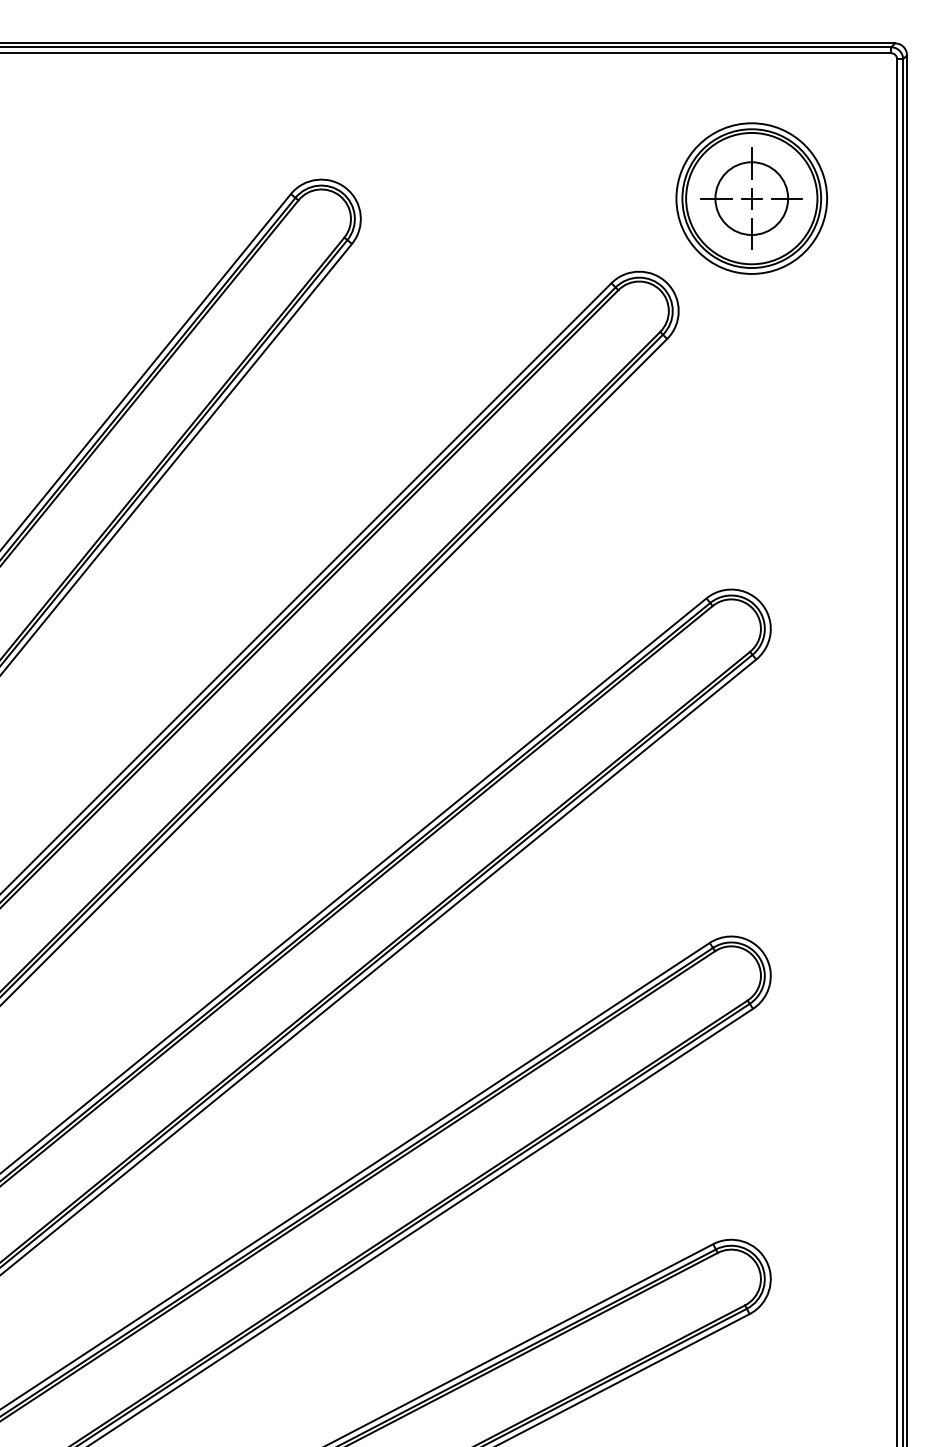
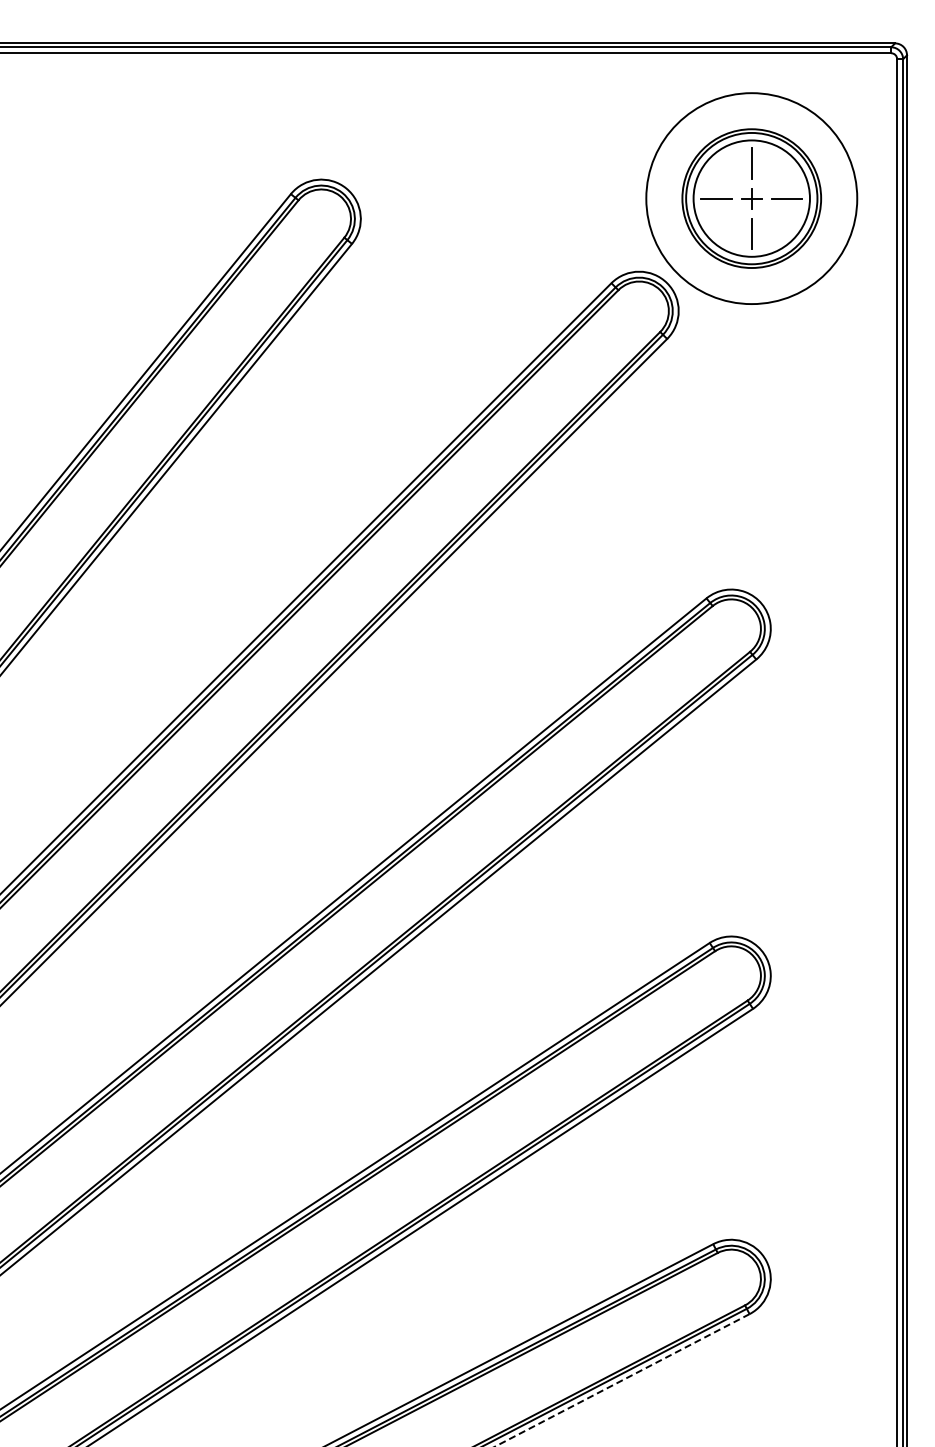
circle diameter: 151 px -> 211 px (751, 198)
circle diameter: 73 px -> 116 px (751, 198)
line: solid -> dashed (621, 1380)
